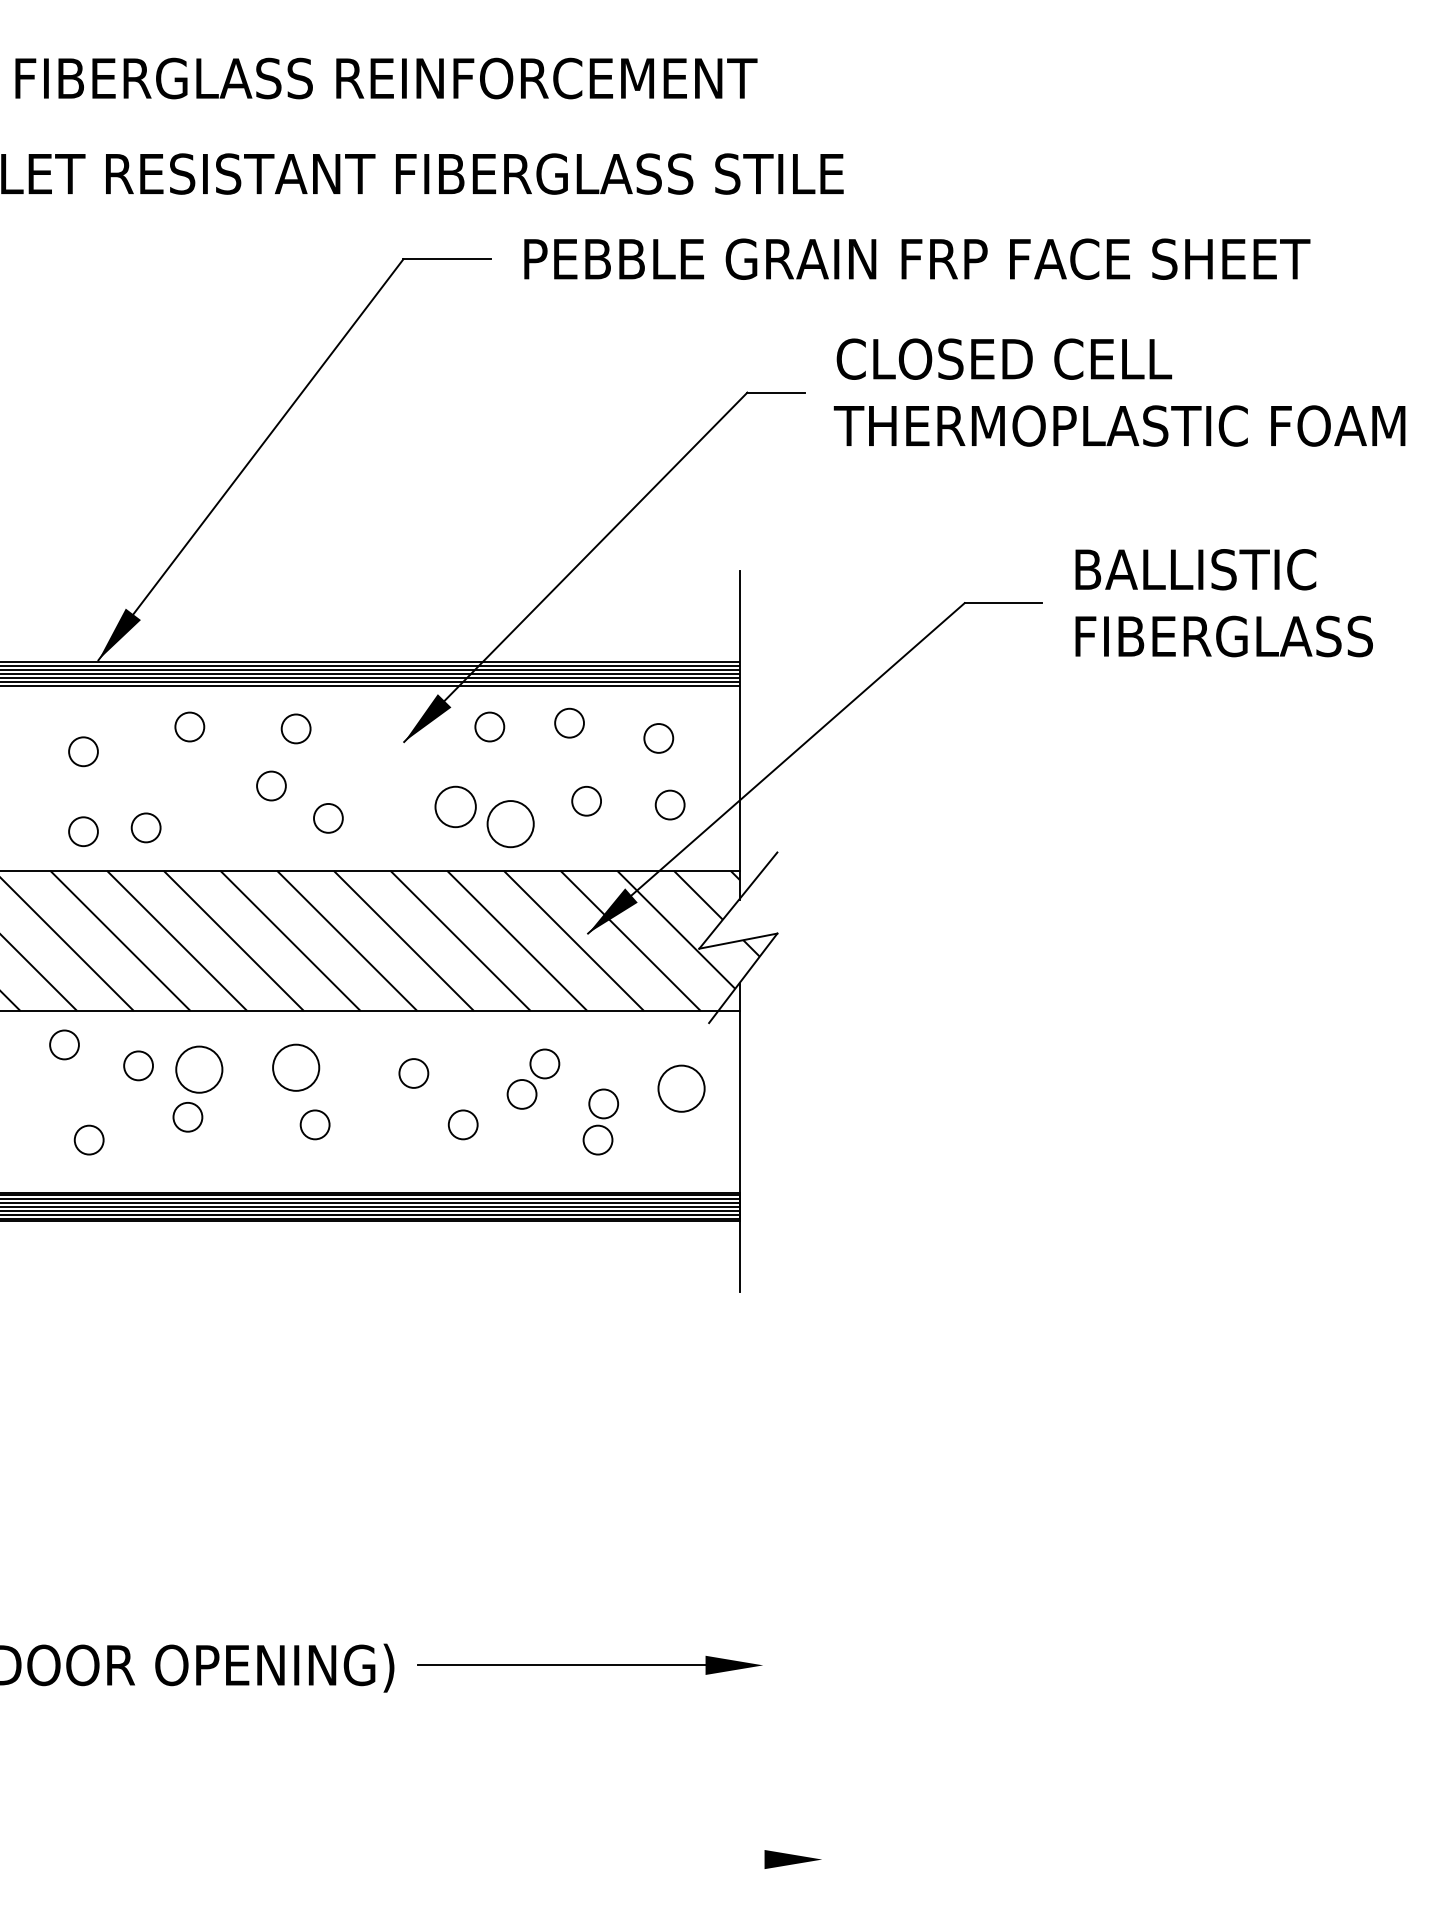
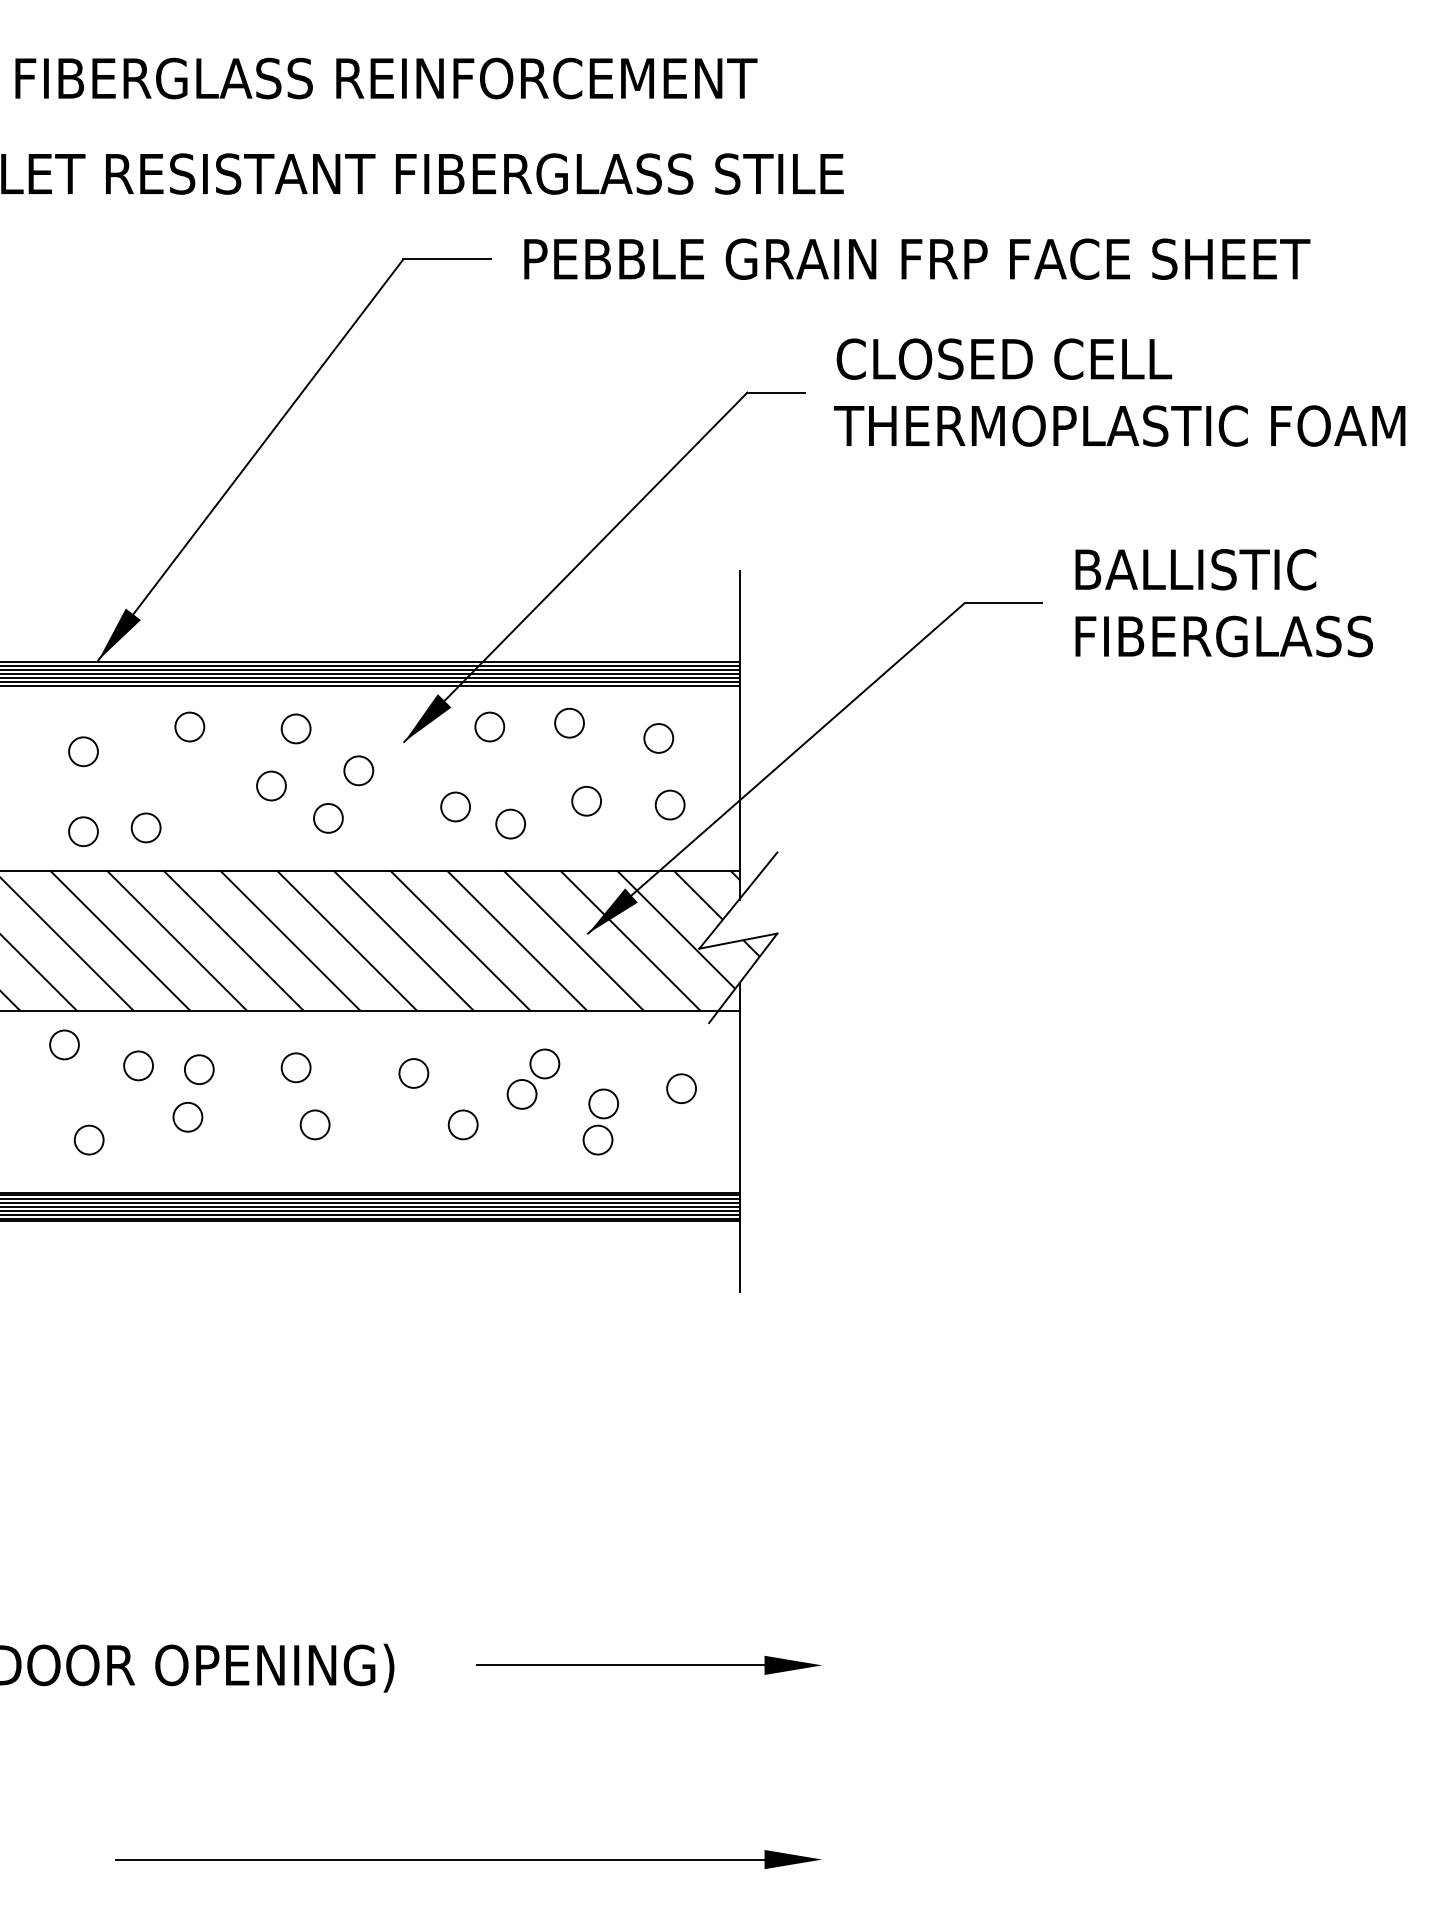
circle: none -> present (358, 770)
circle size: 43x44 px -> 31x32 px (455, 806)
circle diameter: 46 px -> 29 px (510, 823)
circle diameter: 46 px -> 29 px (295, 1067)
circle diameter: 46 px -> 29 px (198, 1069)
circle diameter: 46 px -> 29 px (681, 1088)
part position: (589, 1665) -> (648, 1665) (648, 1665)
line: none -> present (440, 1859)
